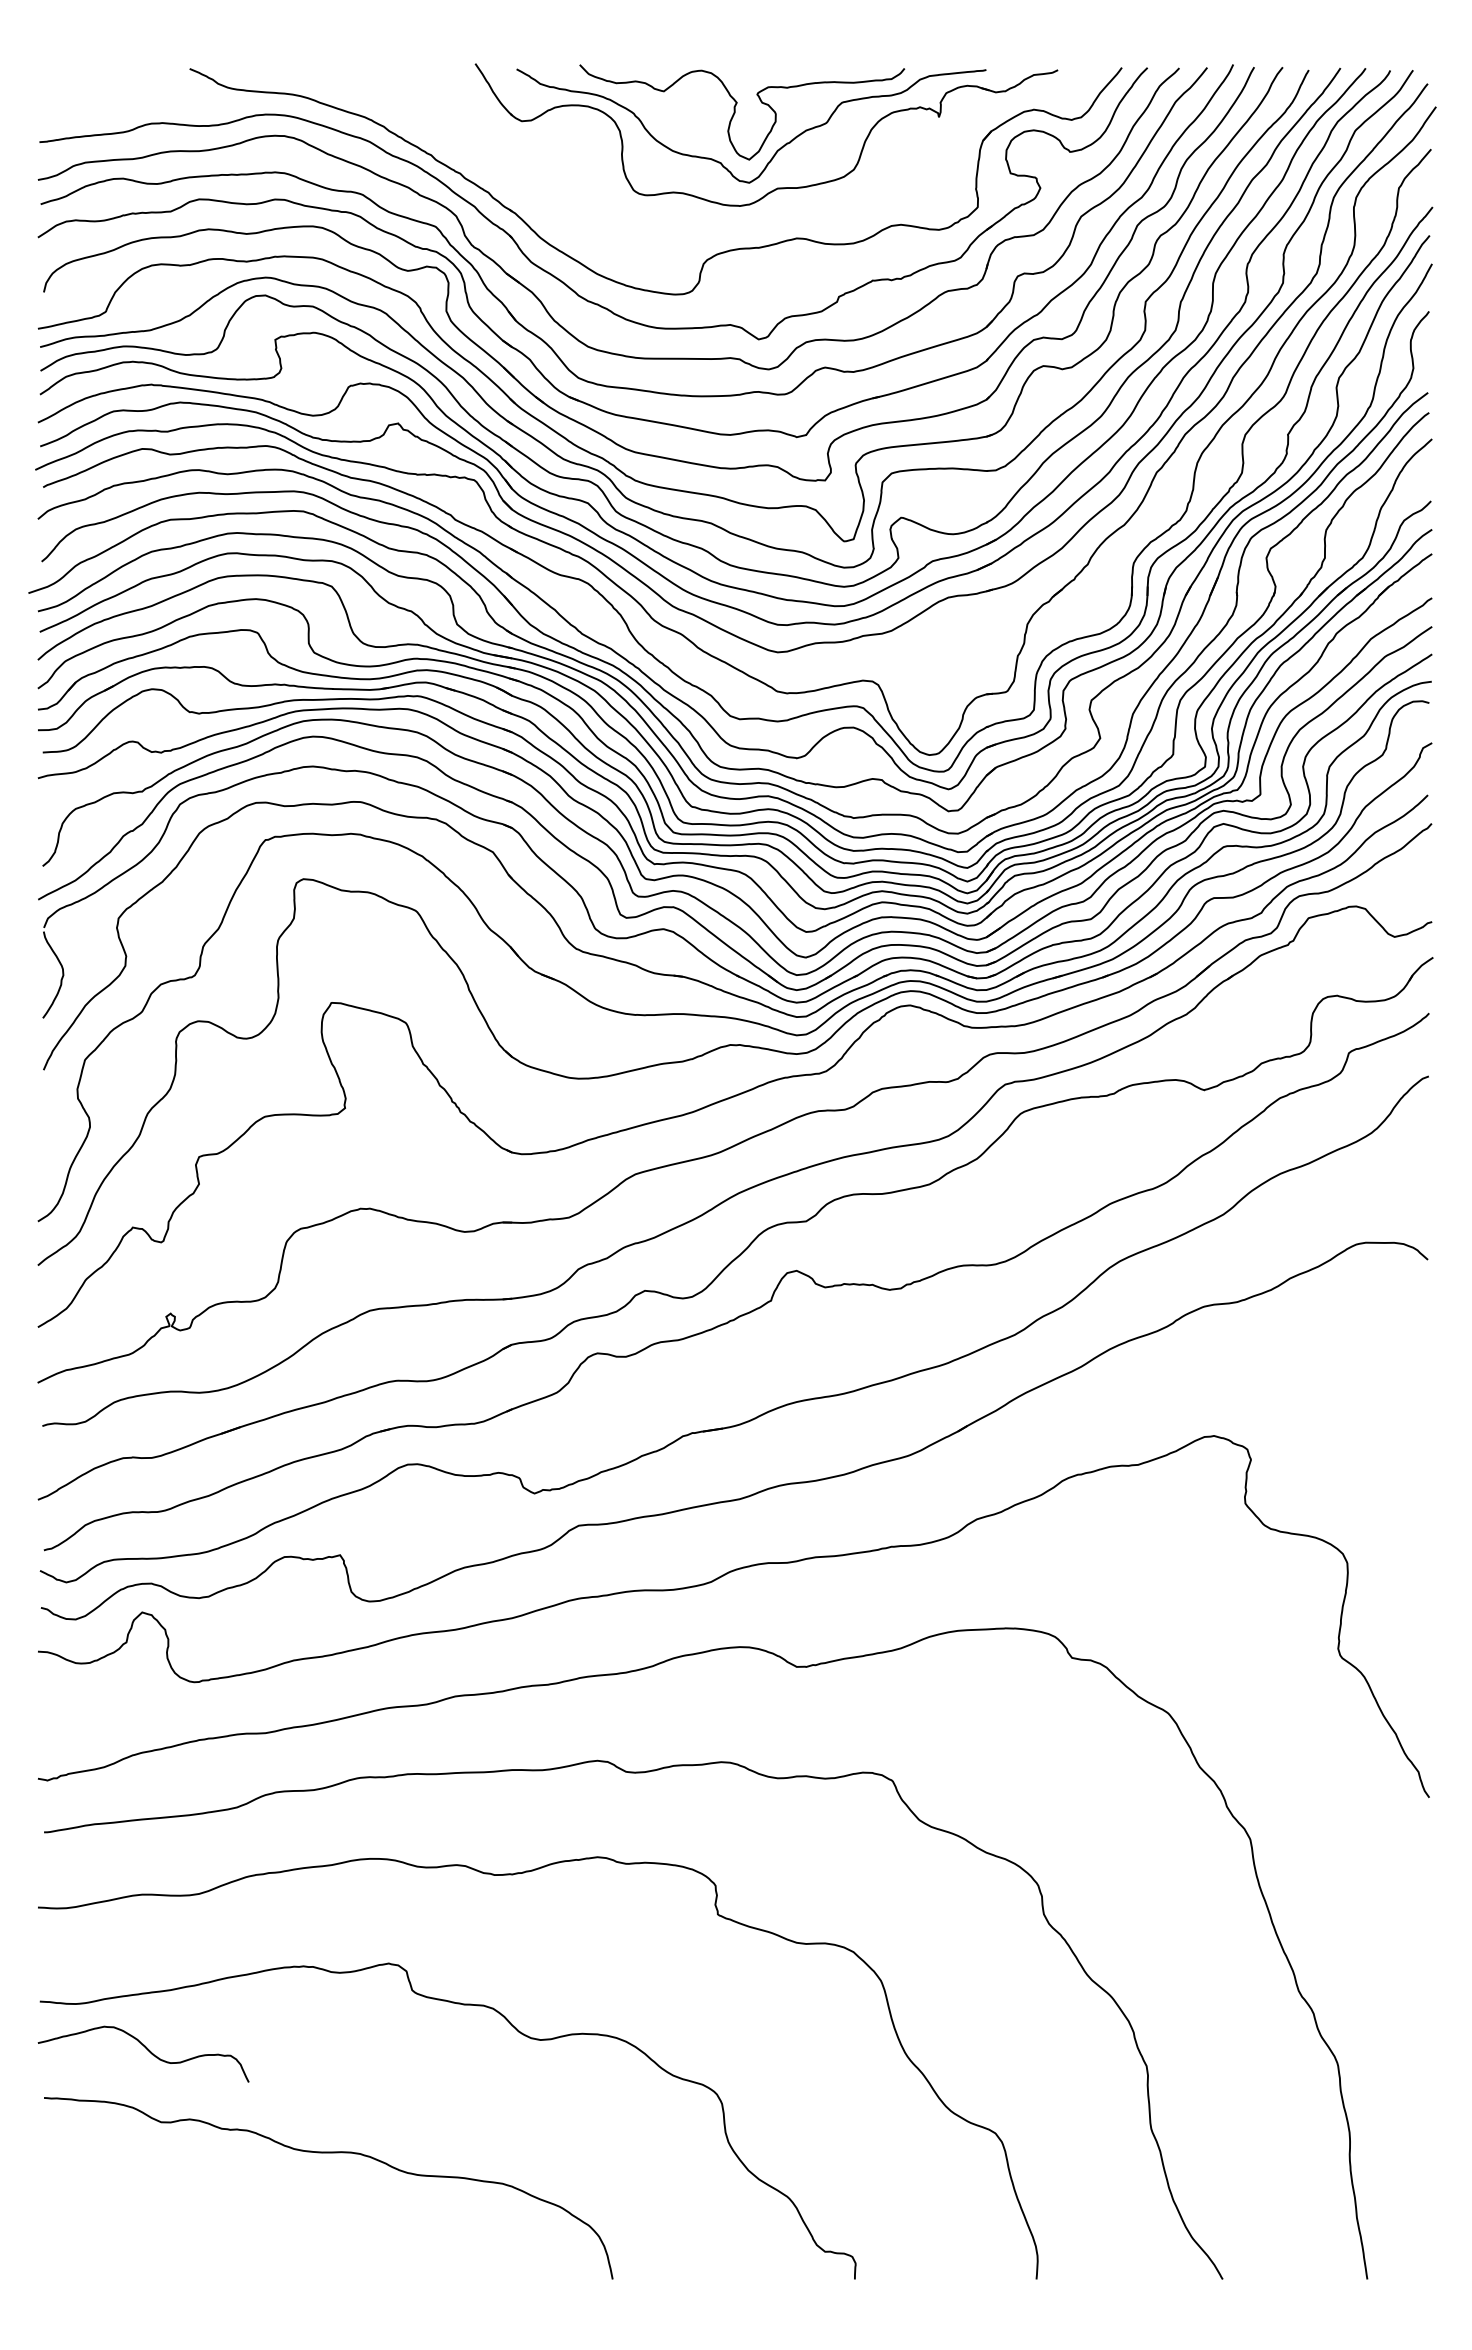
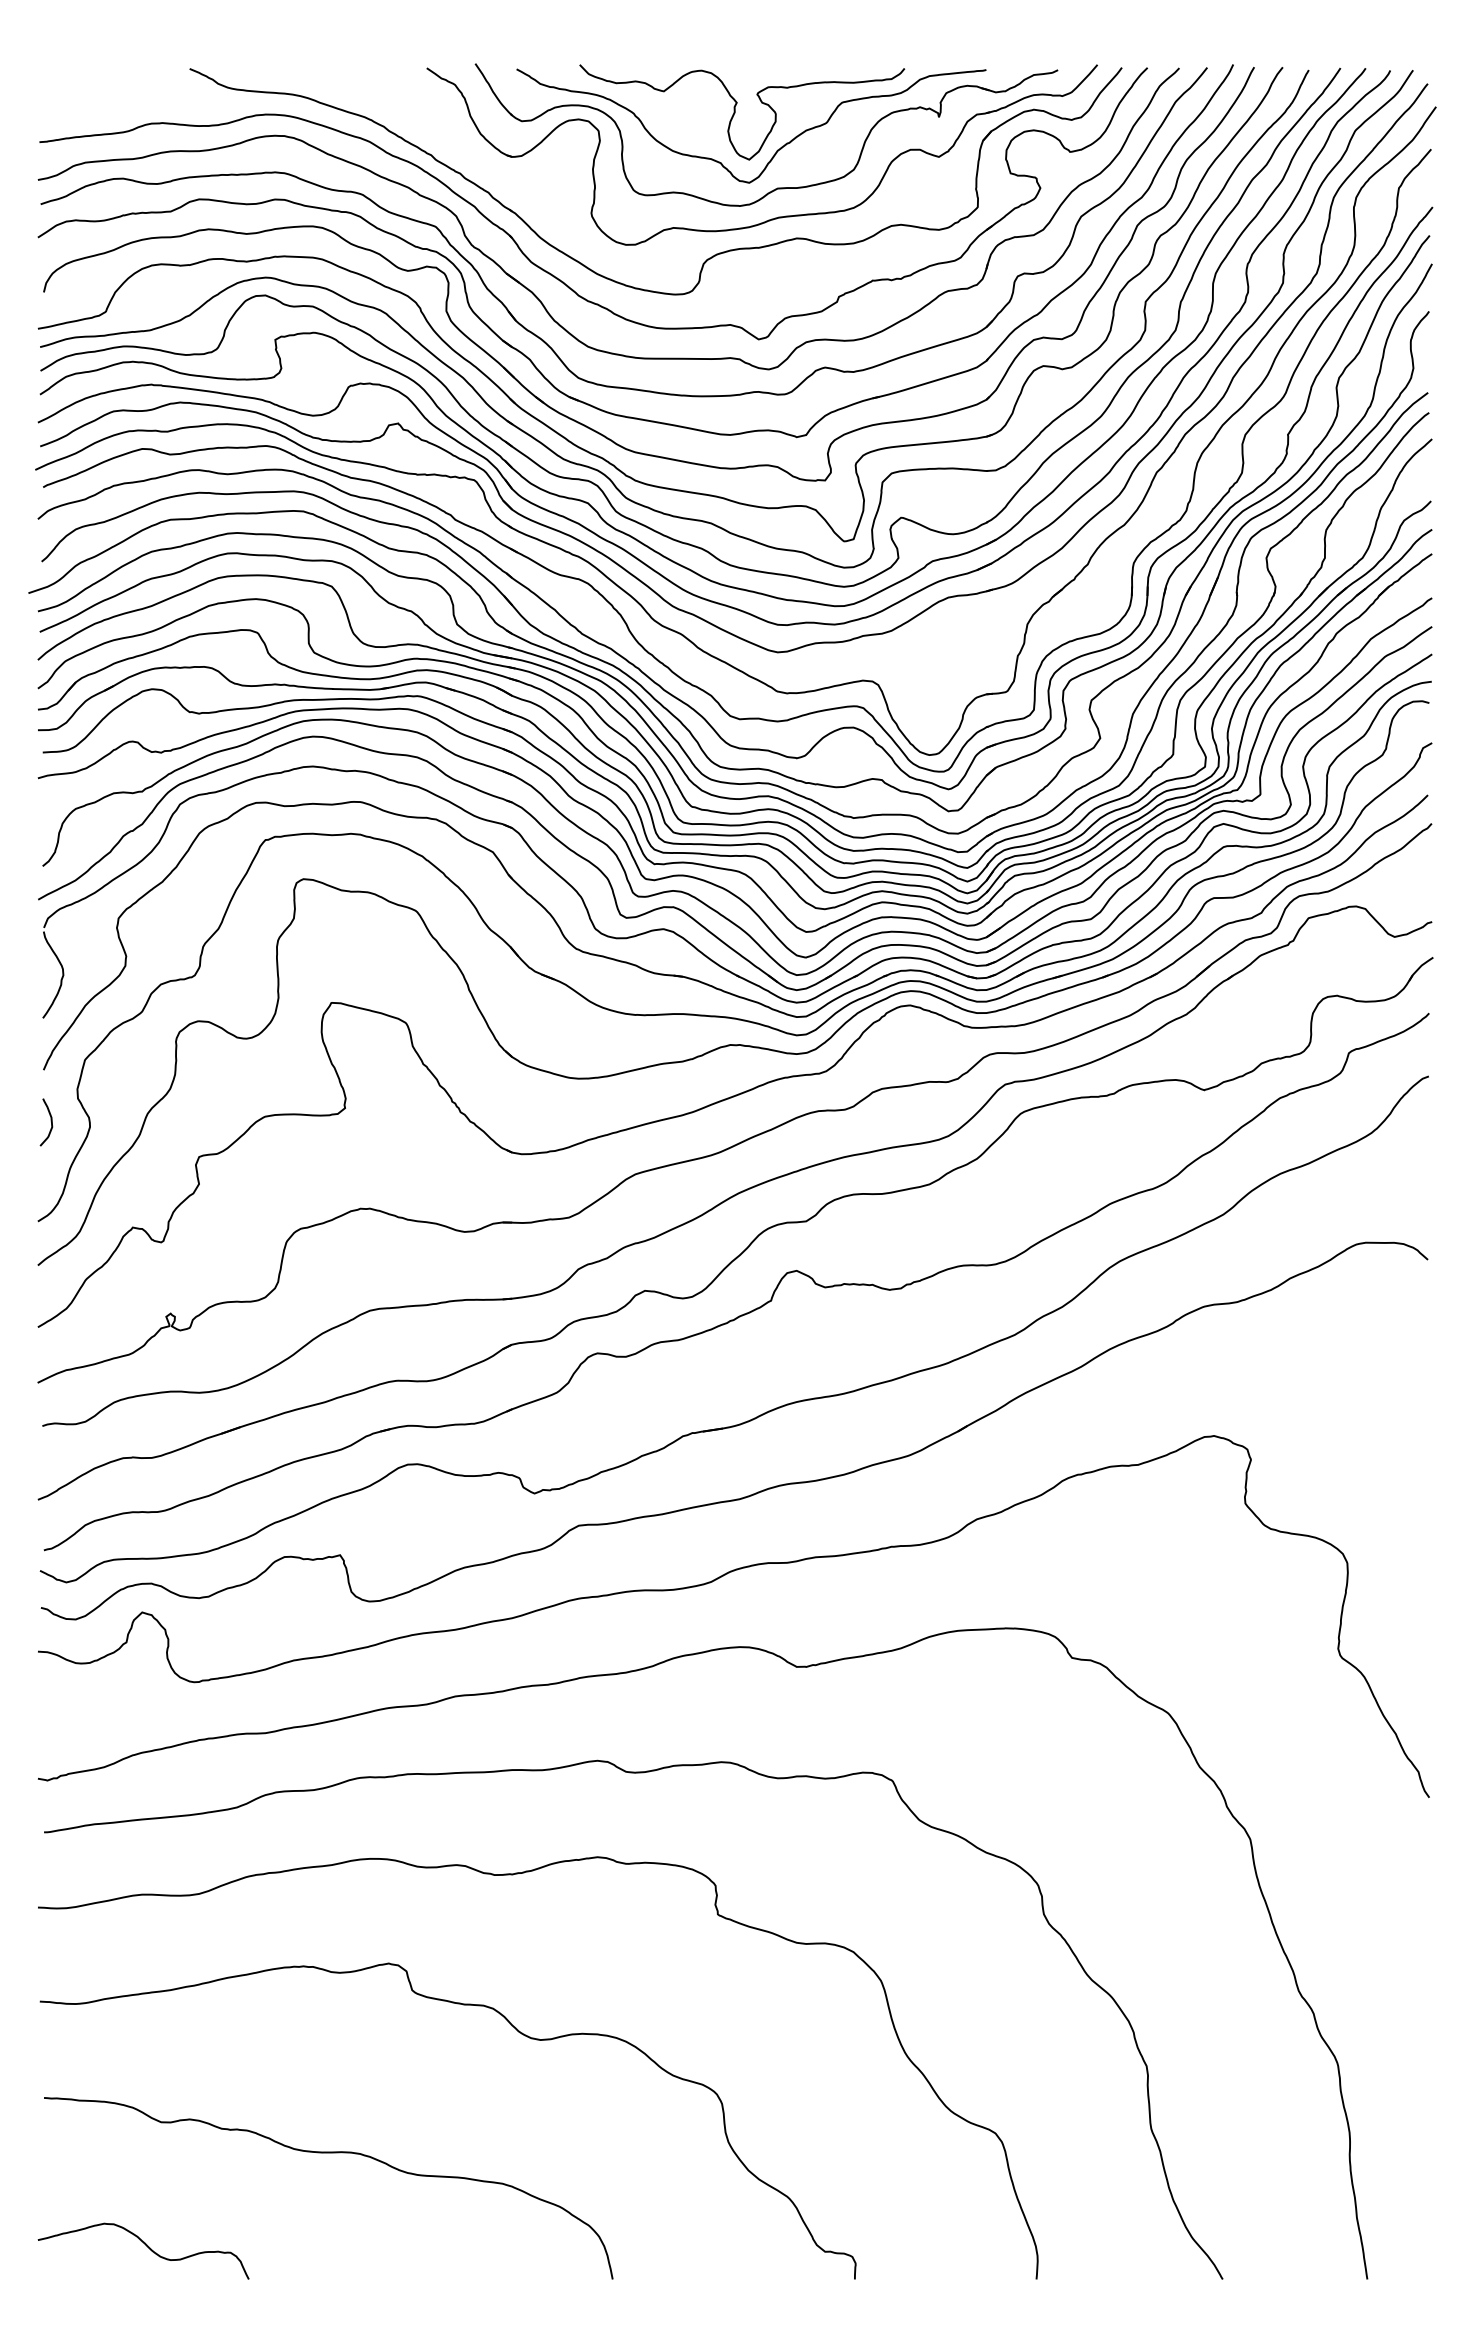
part: none -> present (778, 216)
curve: none -> present (50, 1121)
curve position: (146, 2049) -> (146, 2246) (146, 2246)
